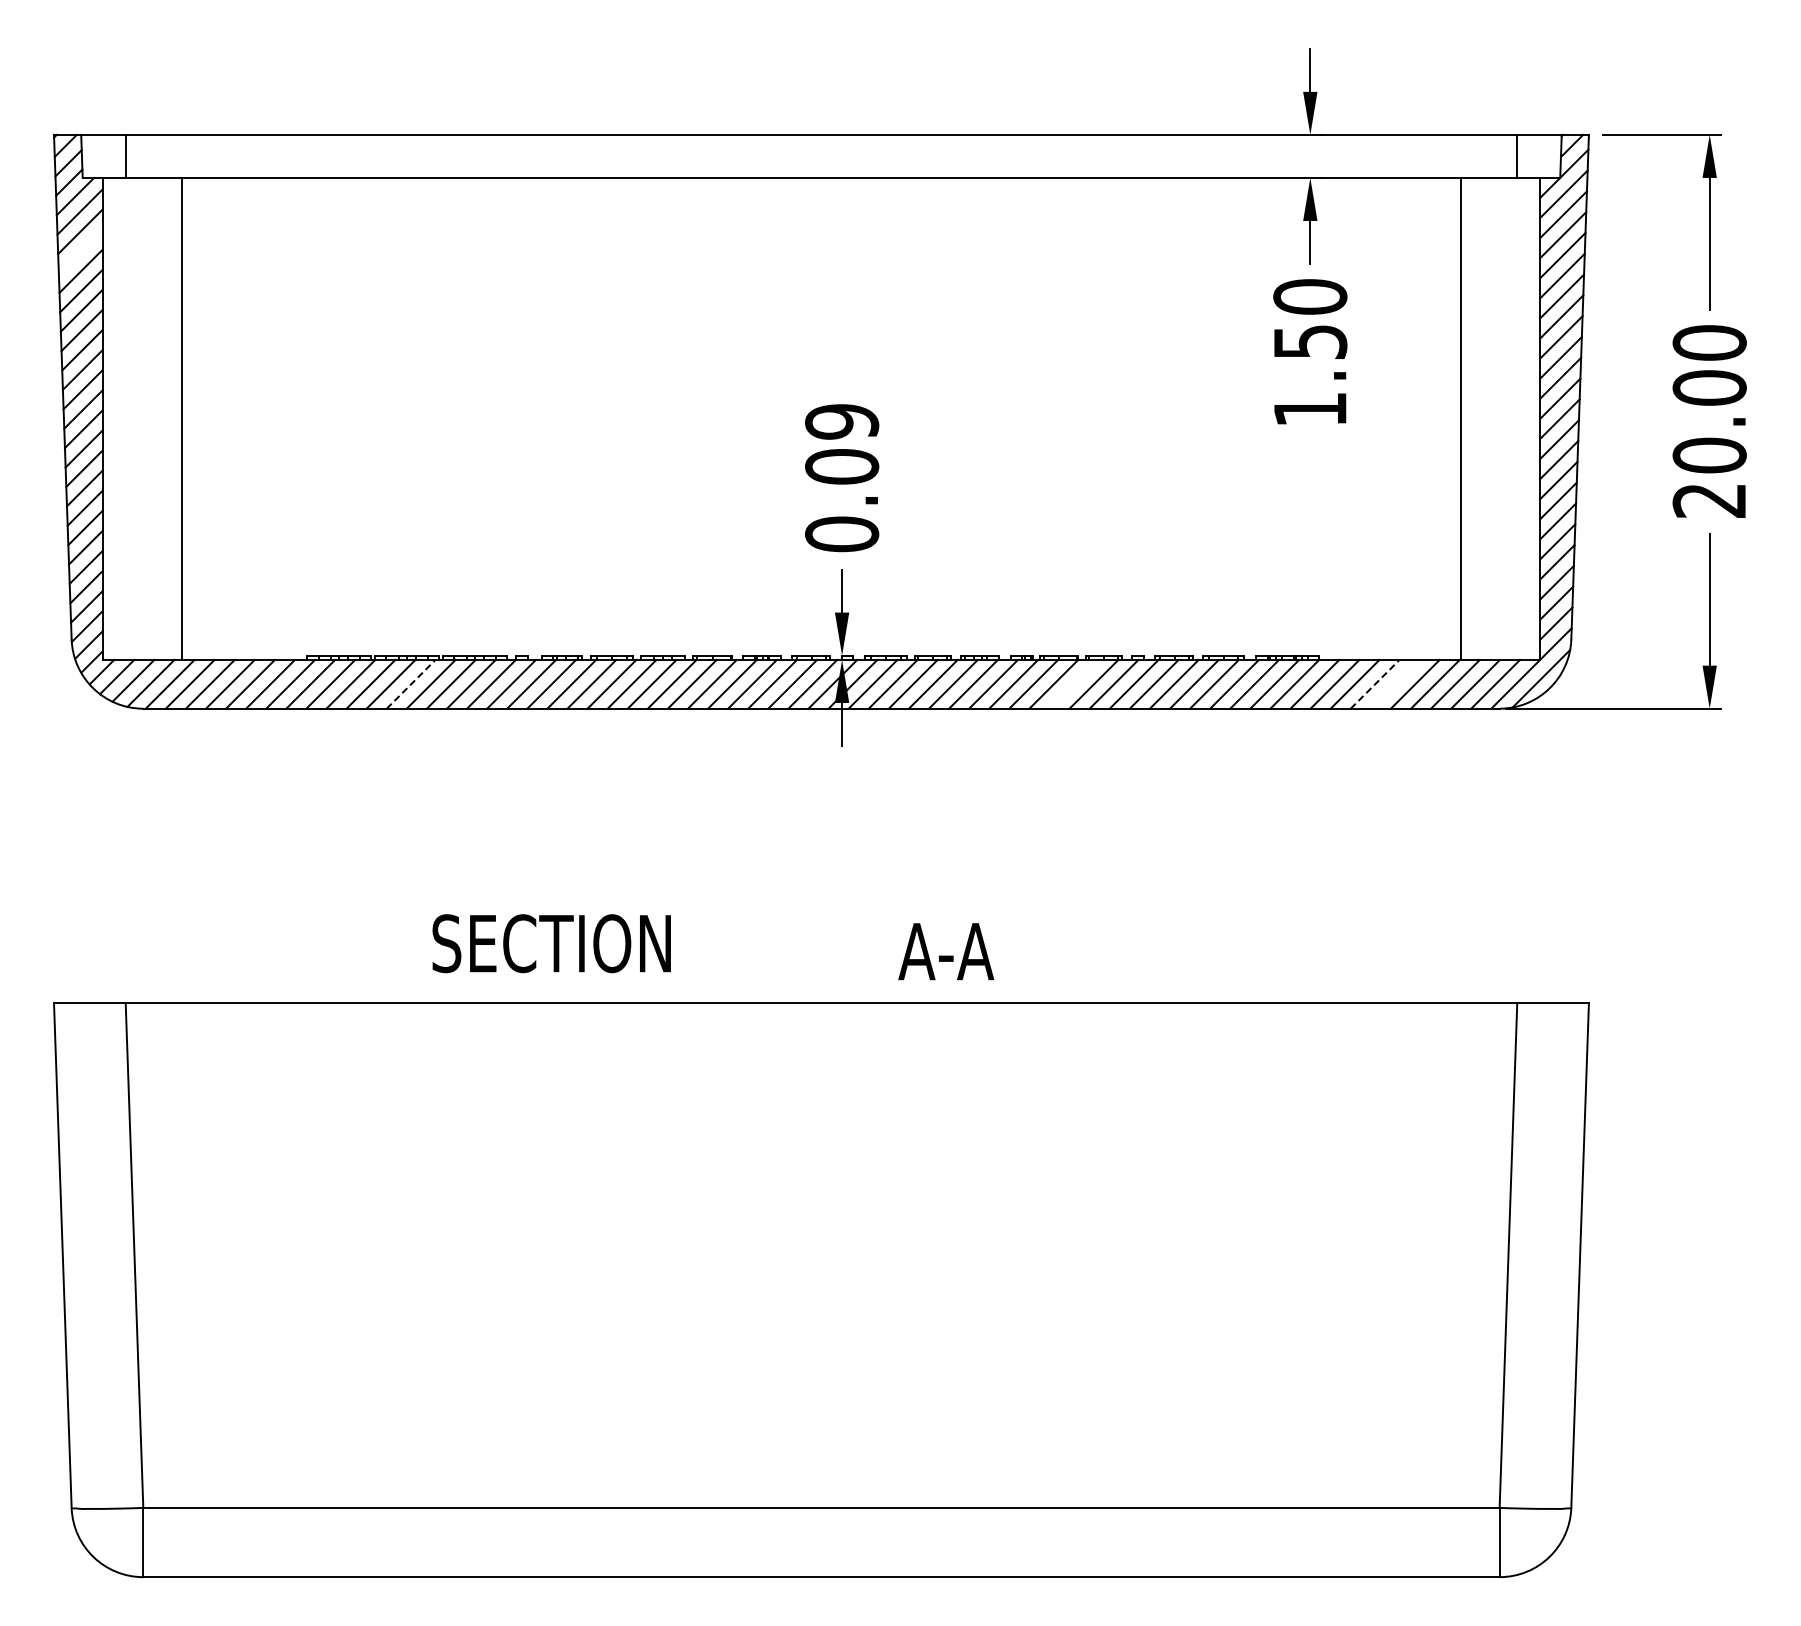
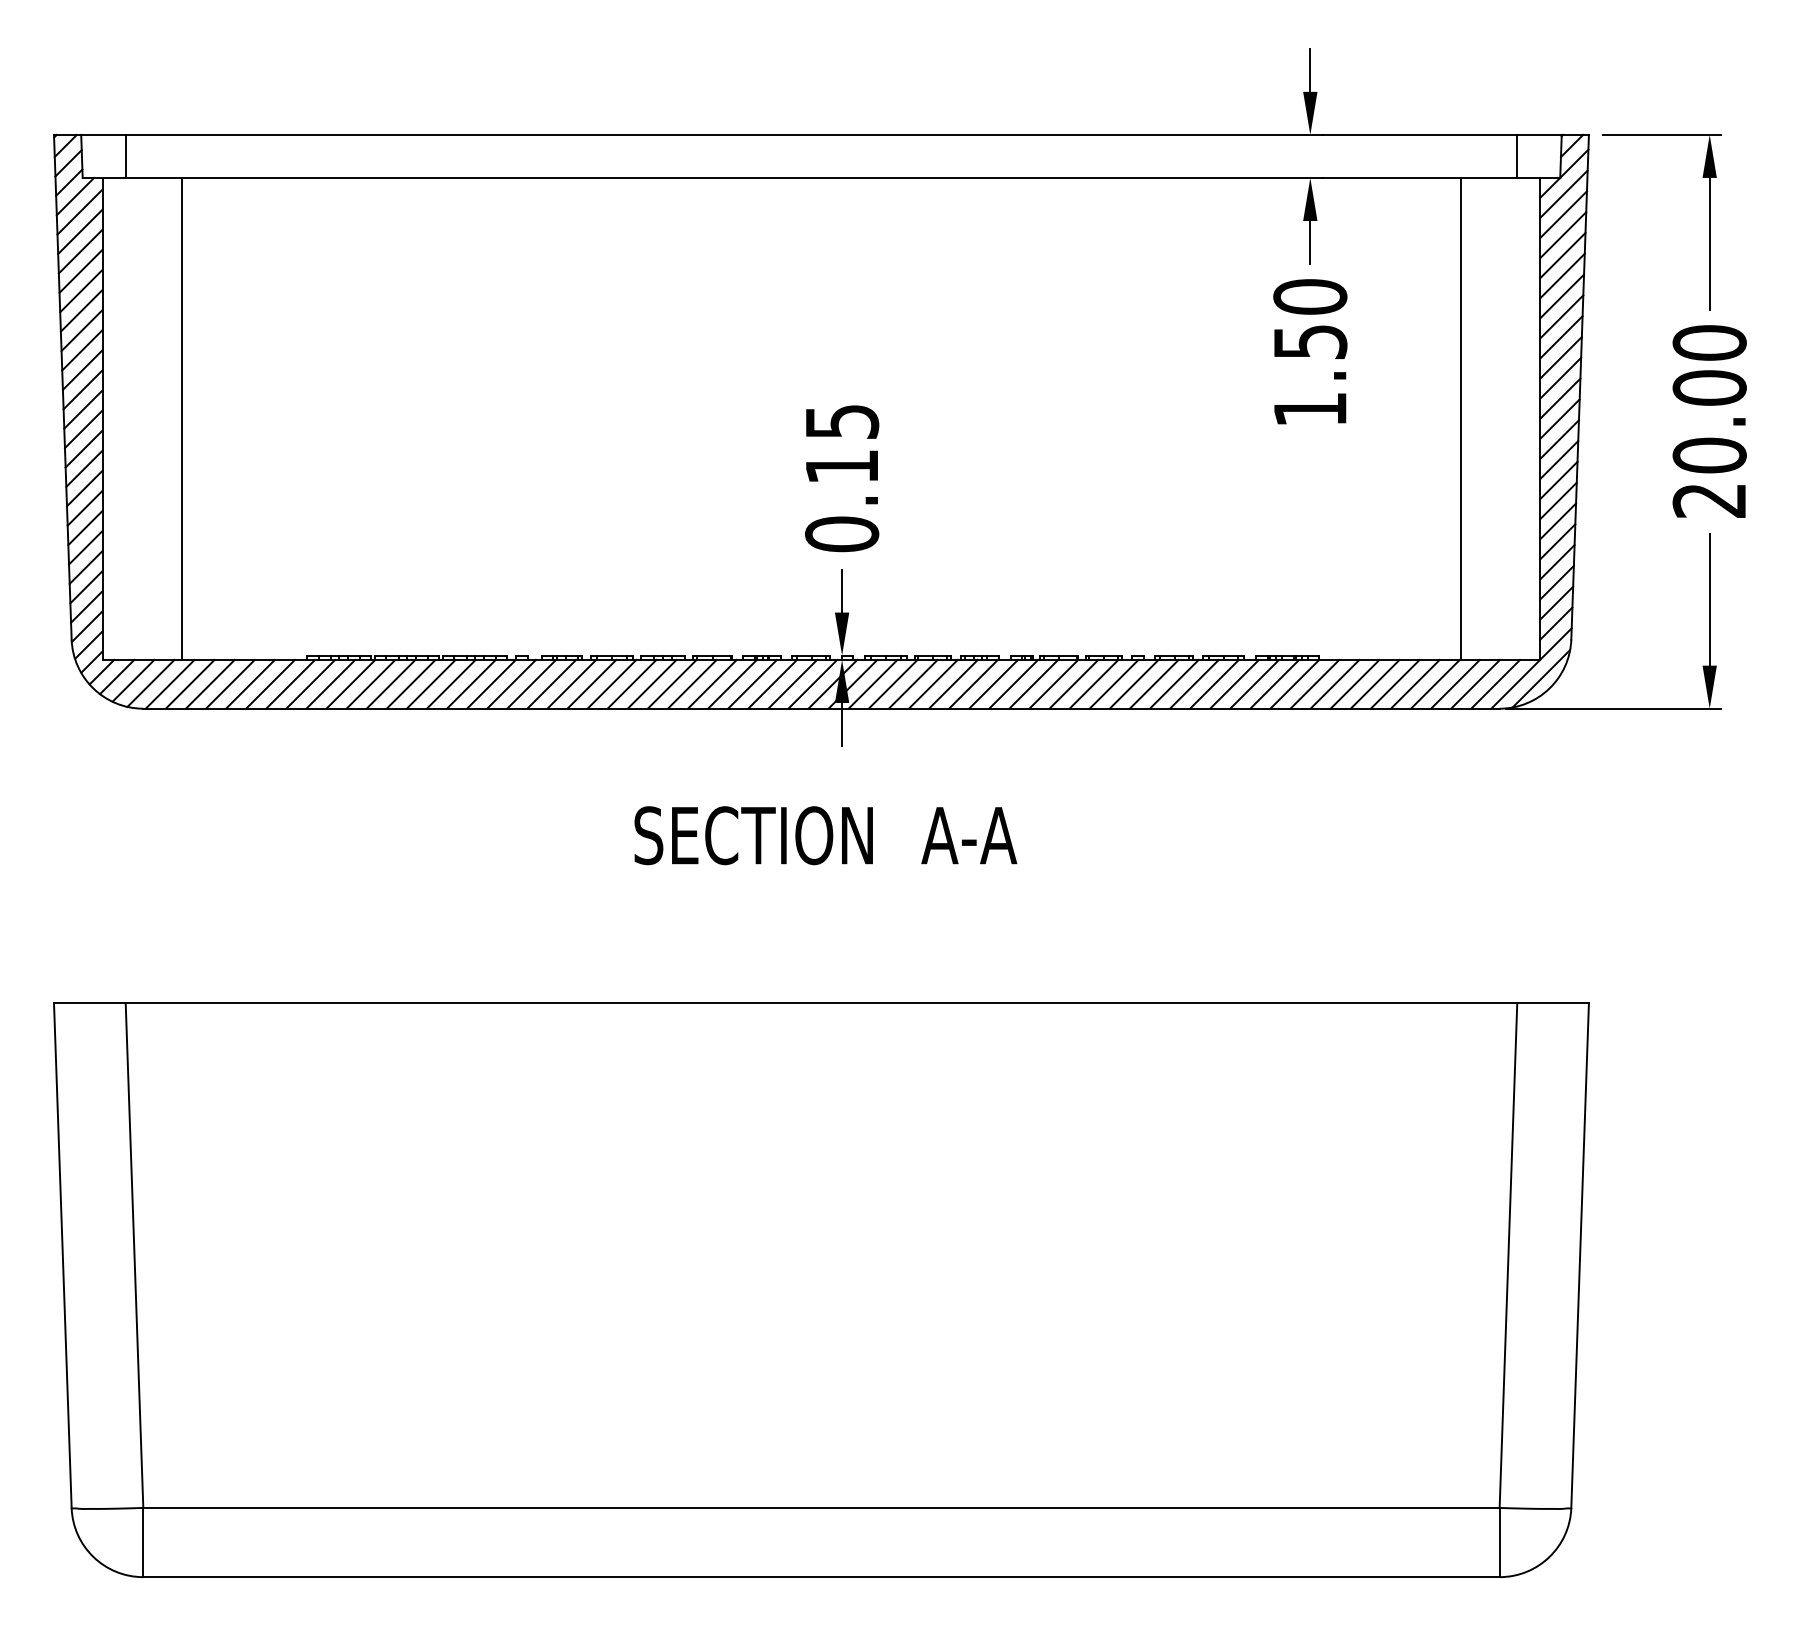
line: none -> present (80, 251)
text: 0.09 -> 0.15 (842, 444)
line: dashed -> solid (411, 683)
line: none -> present (1073, 683)
line: dashed -> solid (1375, 683)
line: none -> present (1394, 683)
text position: (551, 943) -> (753, 835) (753, 835)
text position: (946, 951) -> (969, 835) (969, 835)
